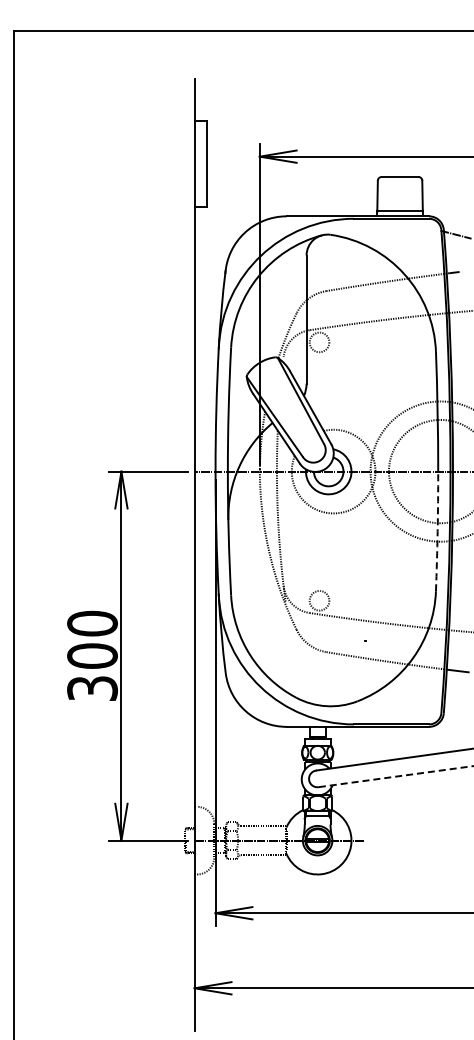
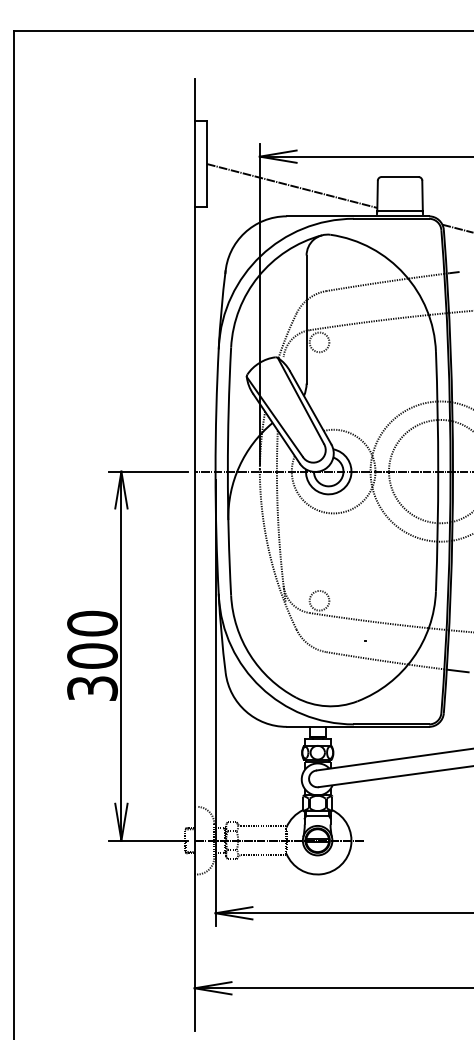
line: none -> present (292, 185)
line position: (455, 234) -> (456, 227) (456, 227)
arc: dashed -> solid (437, 531)
line: dashed -> solid (396, 776)
